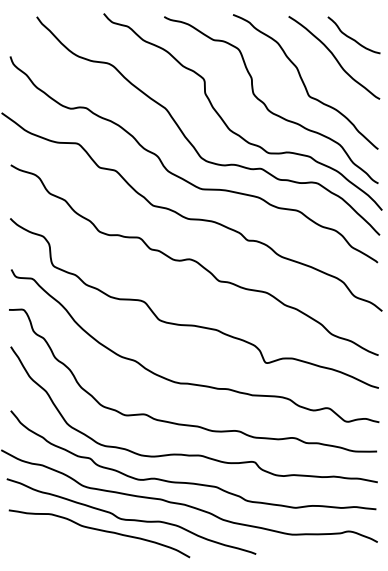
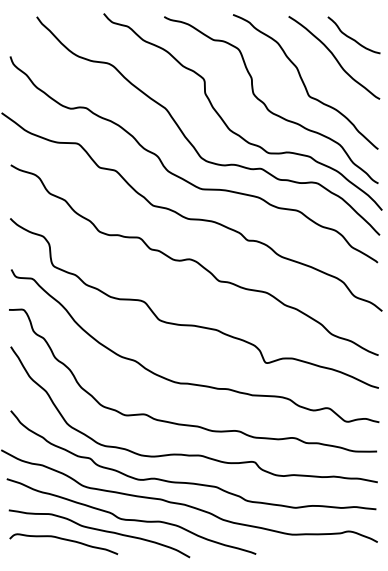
curve: none -> present (64, 540)
